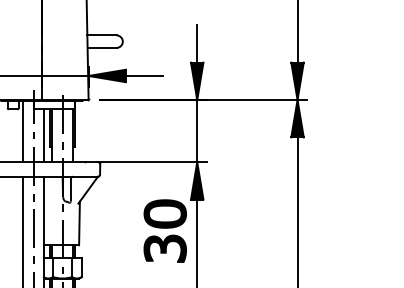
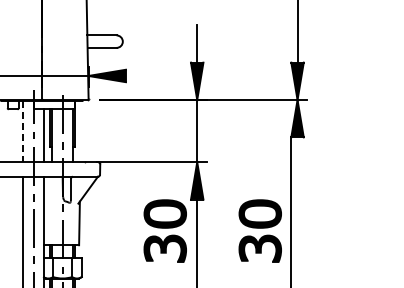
line: present -> none (144, 75)
line: solid -> dashed (23, 131)
line position: (297, 210) -> (290, 210) (290, 210)
part: none -> present (259, 230)
